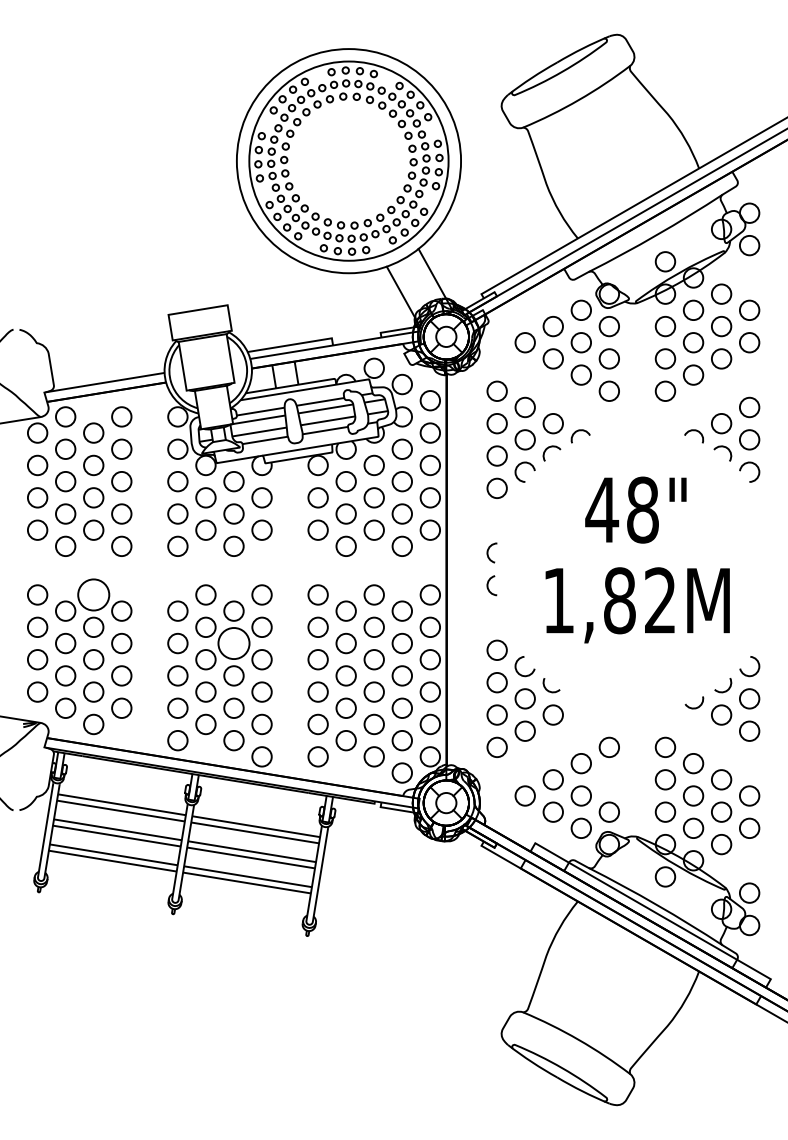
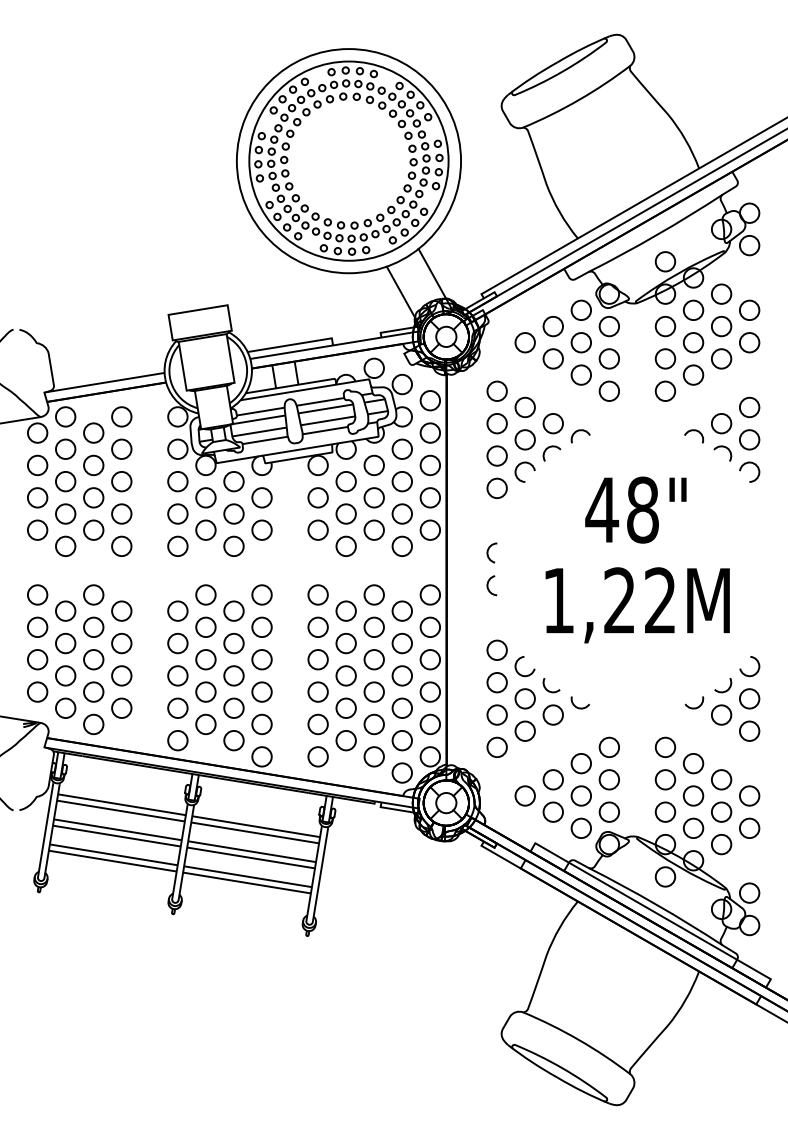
circle diameter: 31 px -> 19 px (93, 594)
text: 1,82M -> 1,22M (619, 600)
circle diameter: 31 px -> 19 px (233, 643)
arc: none -> present (577, 706)
circle: none -> present (608, 779)
